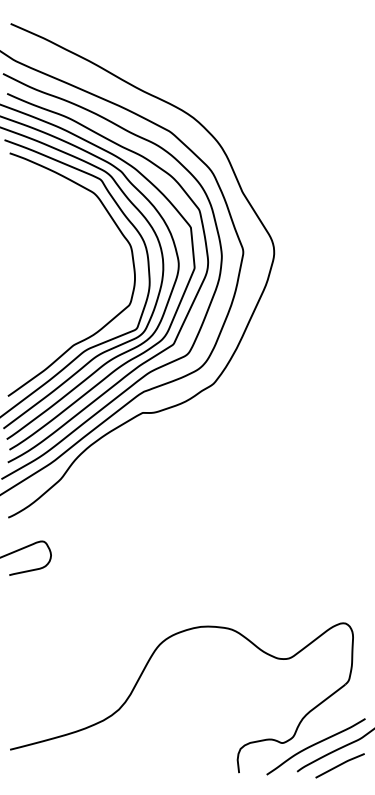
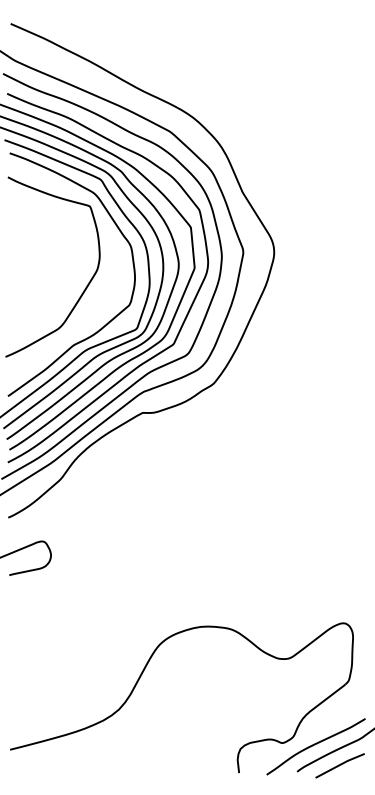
curve: none -> present (86, 285)
